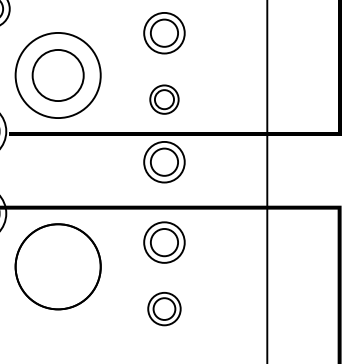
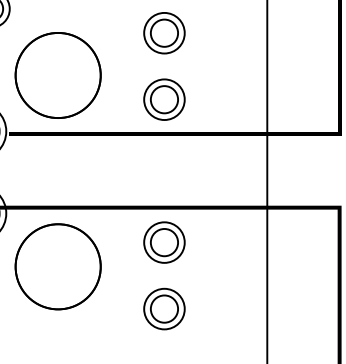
circle diameter: 51 px -> 85 px (57, 75)
part size: 31x31 px -> 43x43 px (164, 99)
part: present -> none (164, 162)
part size: 35x35 px -> 43x44 px (164, 308)
